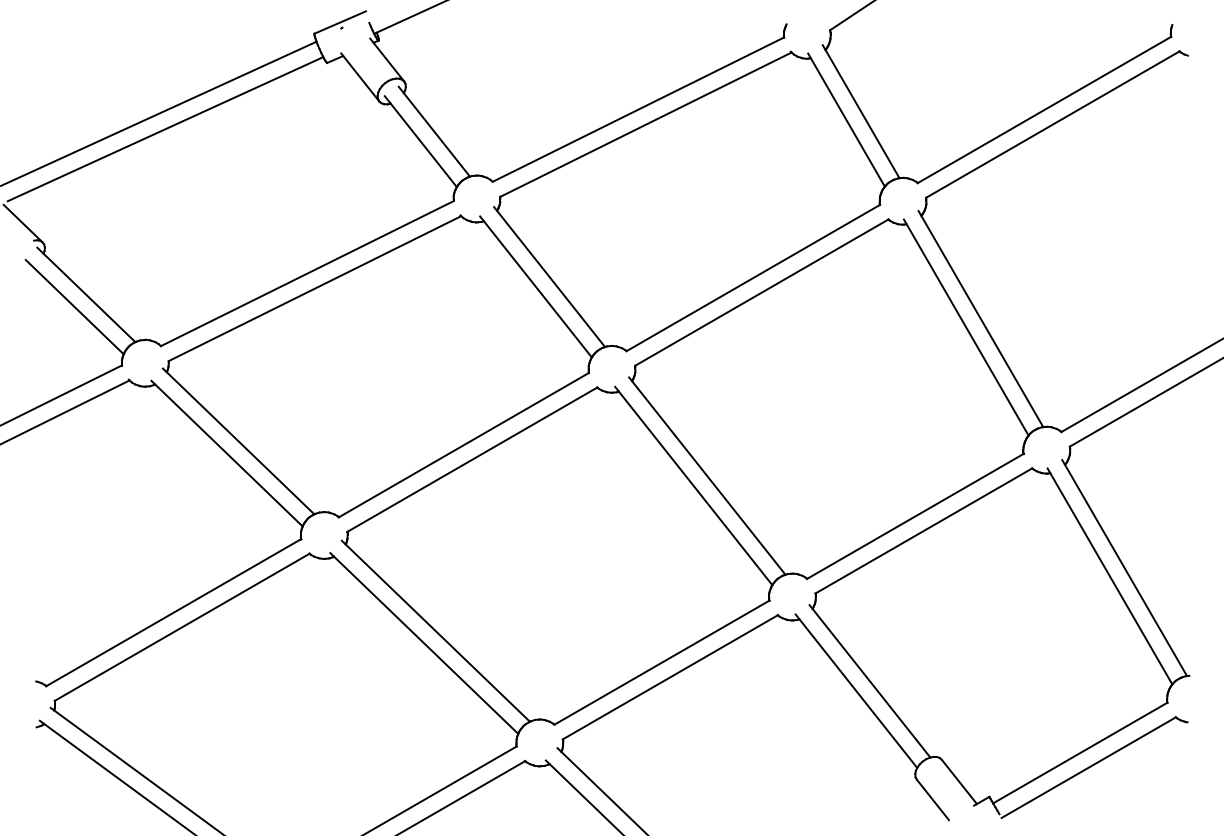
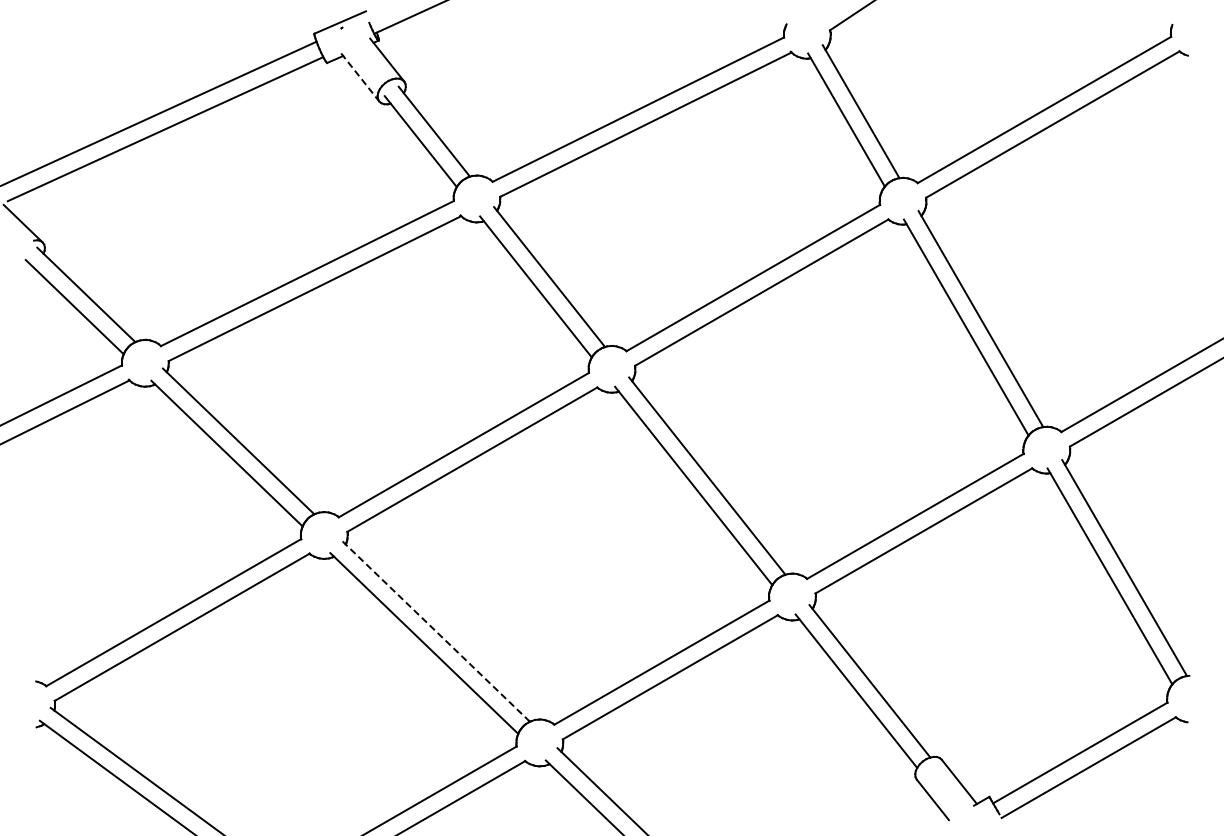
line: solid -> dashed (360, 77)
line: solid -> dashed (435, 630)
